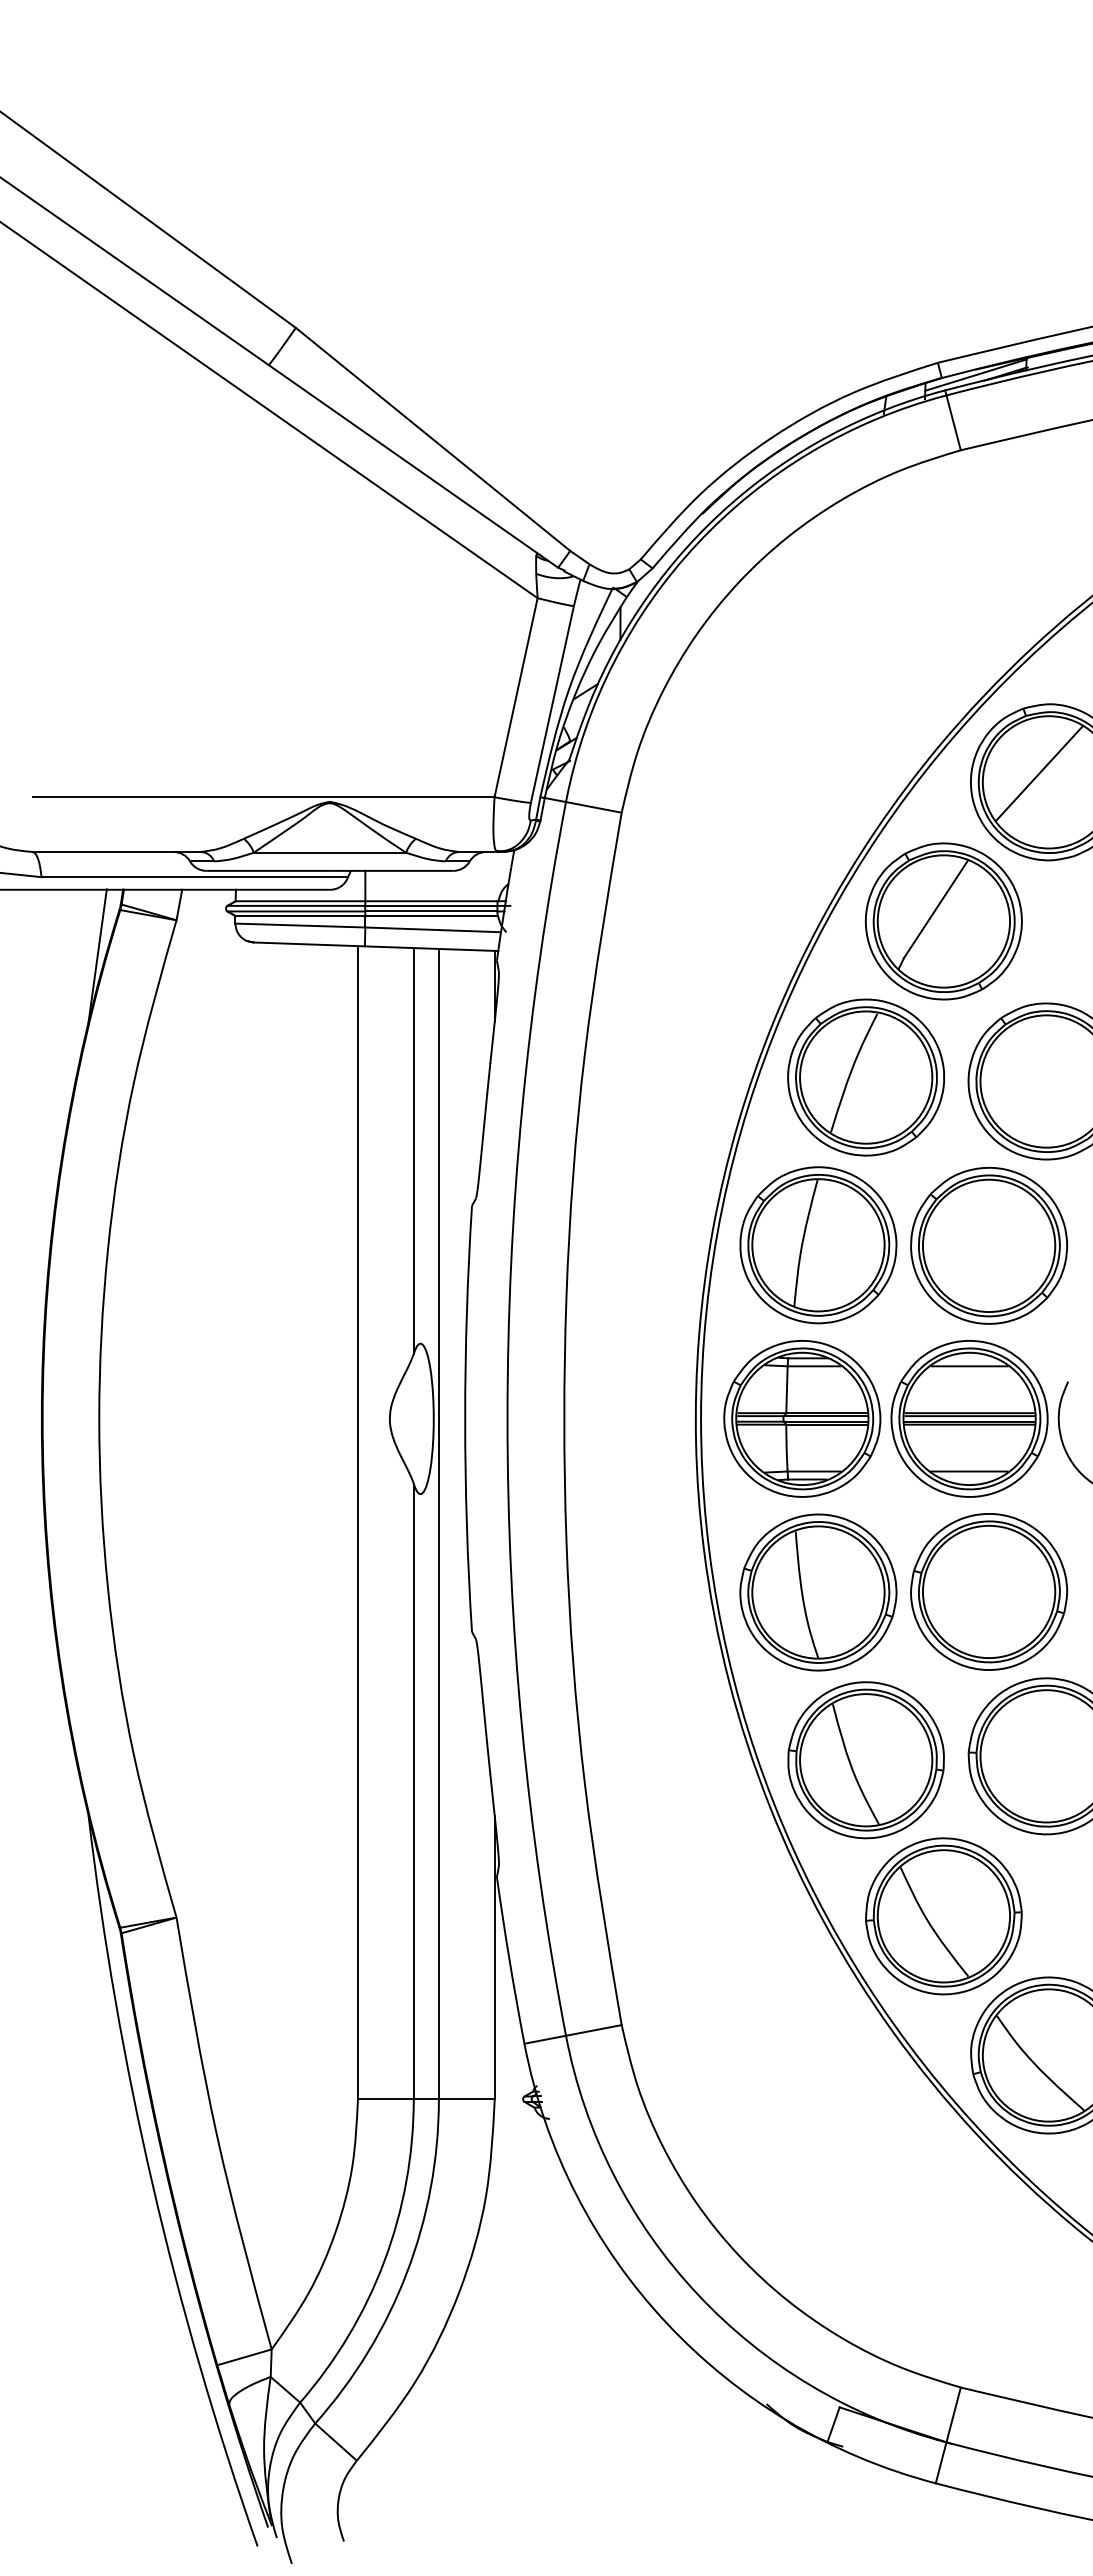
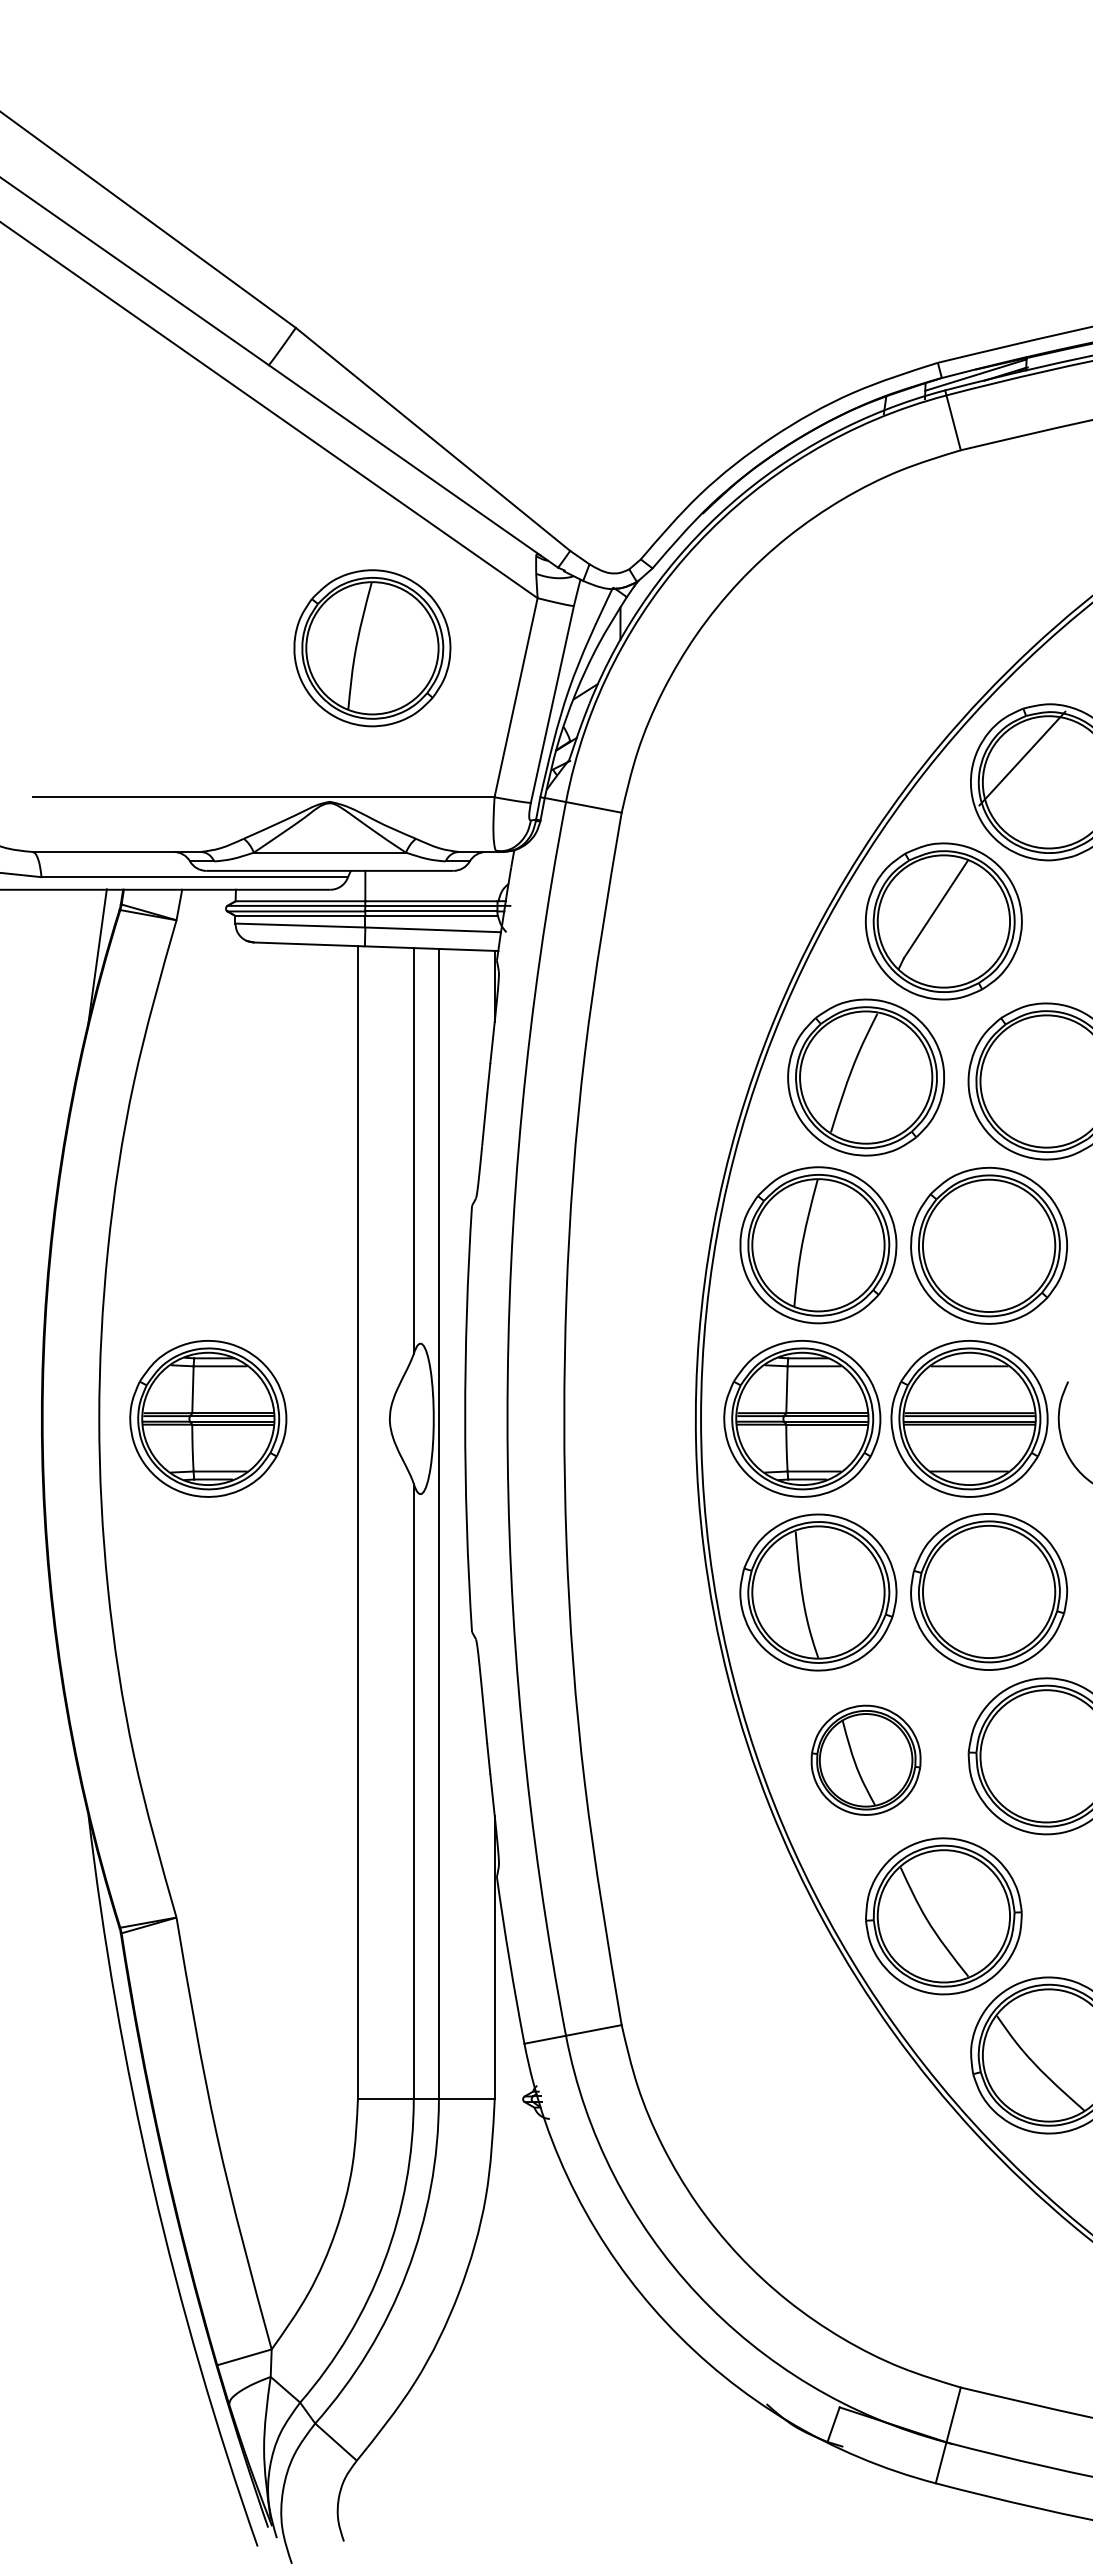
part: none -> present (372, 648)
line position: (1039, 773) -> (1022, 758) (1022, 758)
part: none -> present (208, 1418)
part size: 158x159 px -> 112x112 px (865, 1759)
